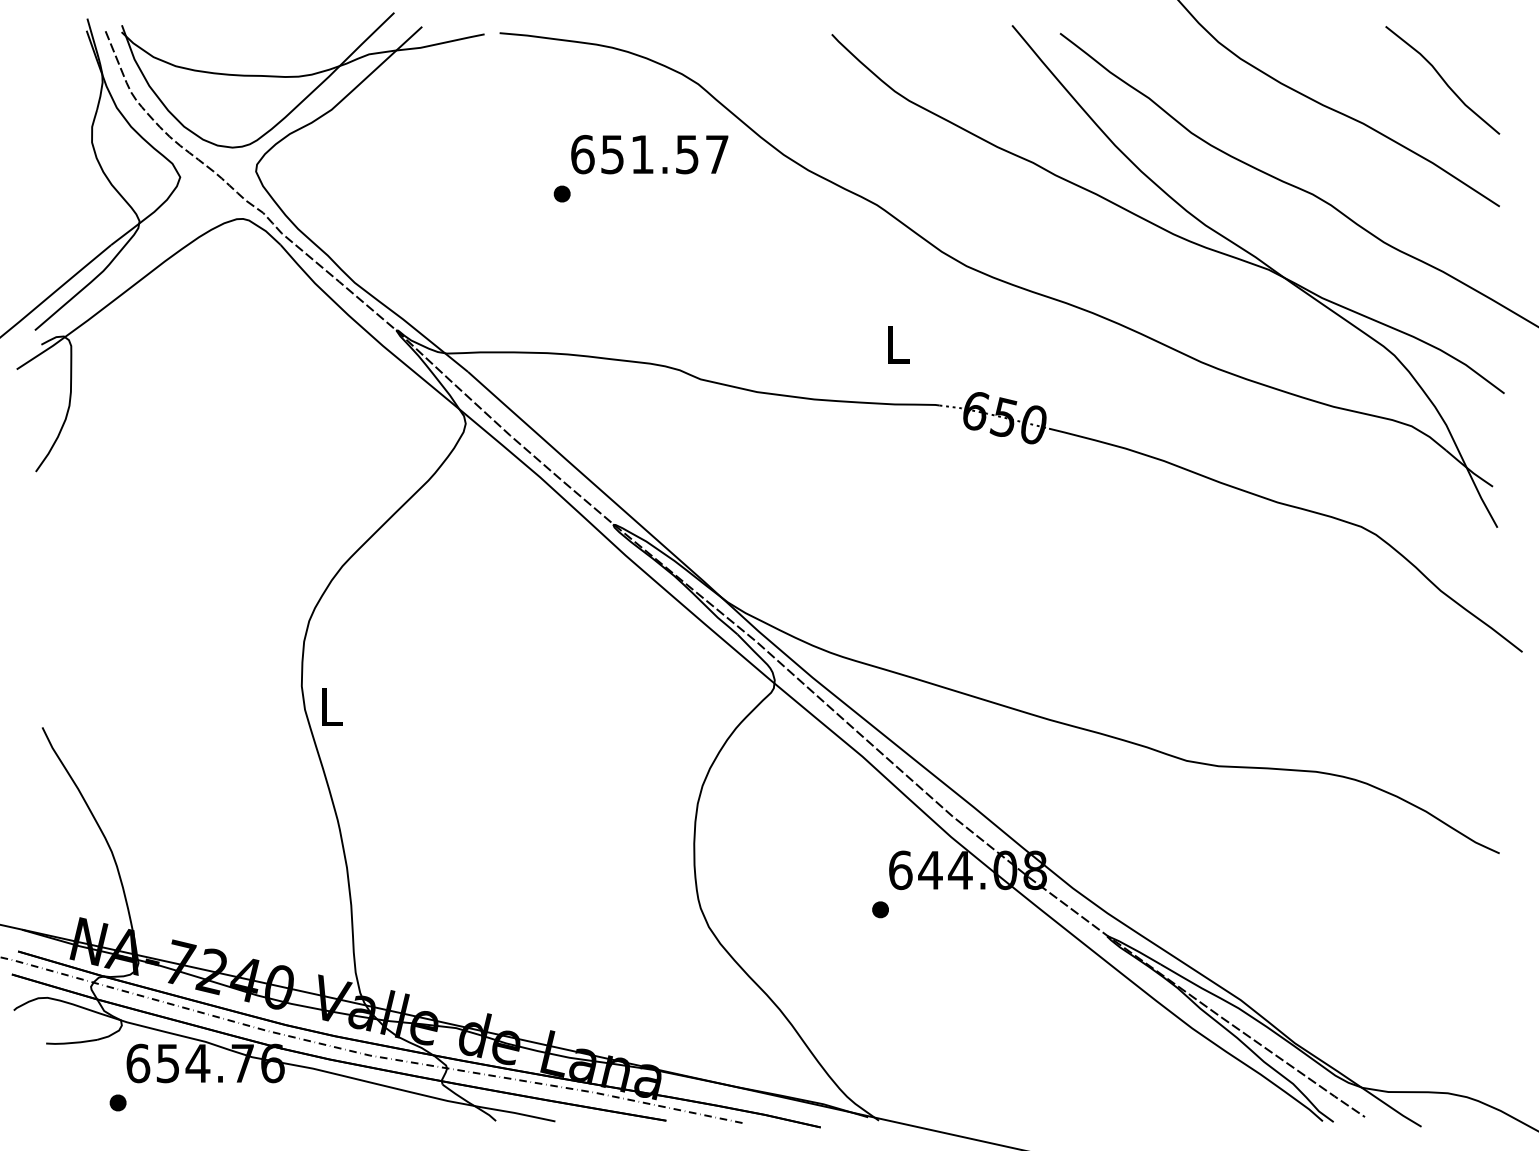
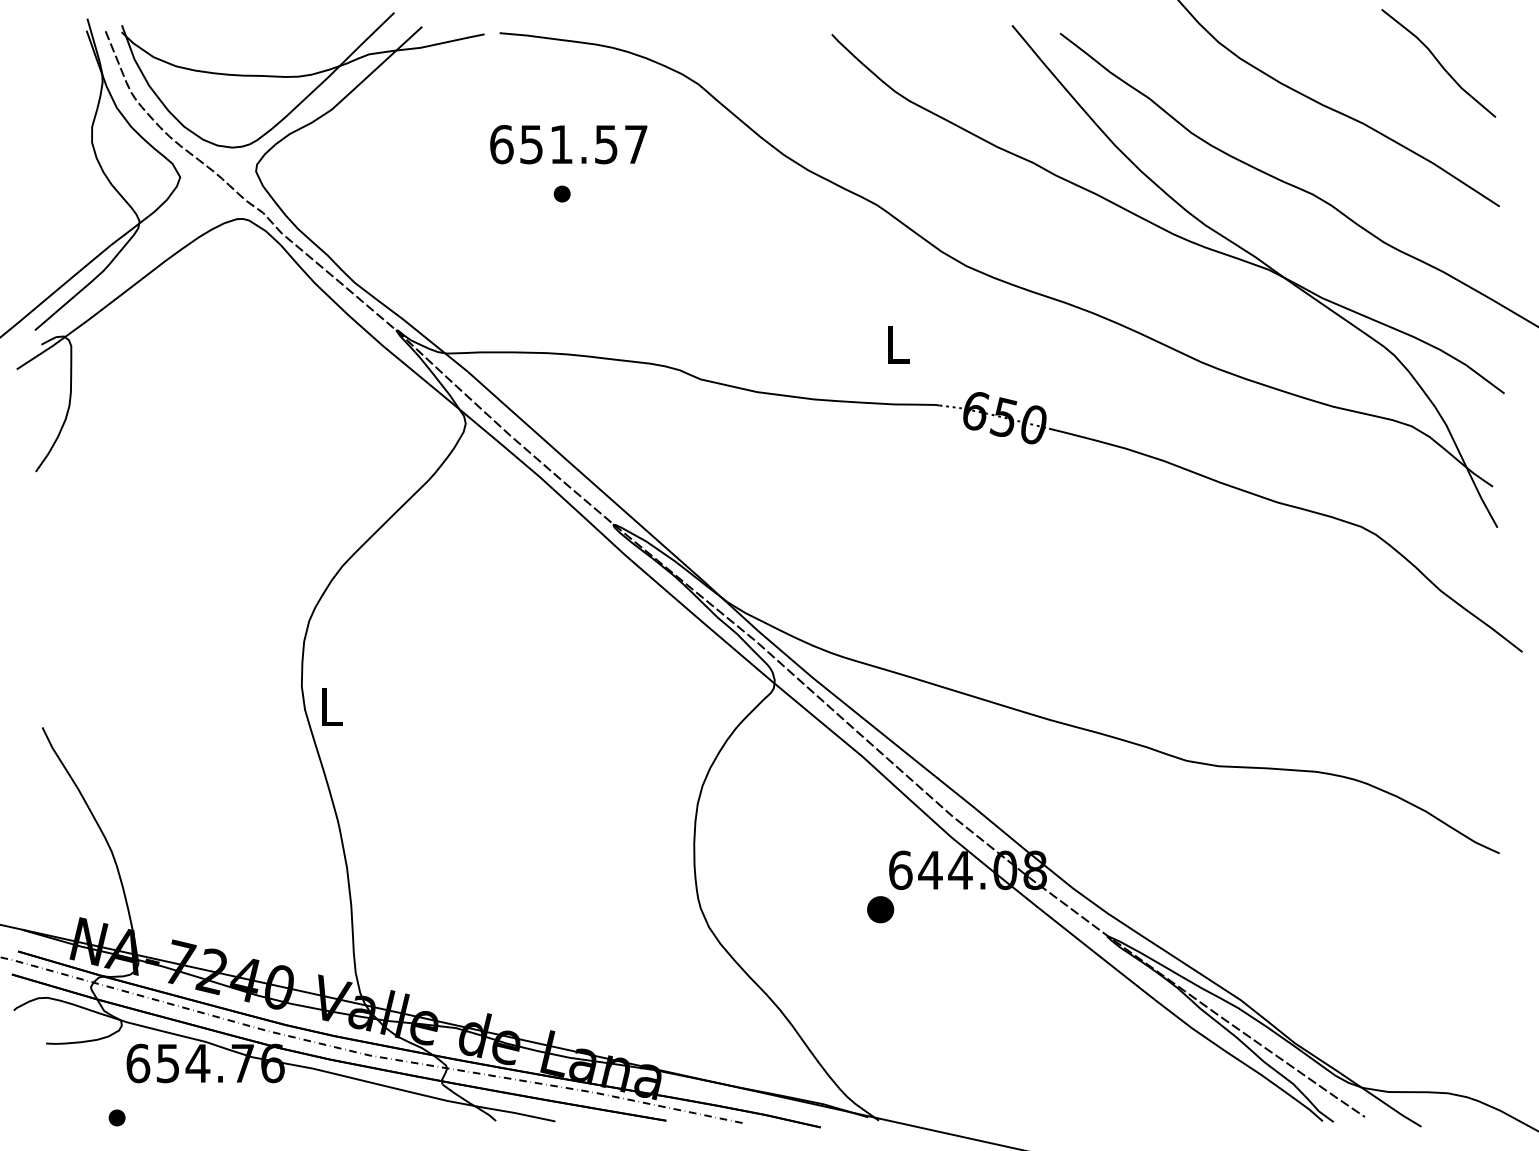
curve position: (1442, 80) -> (1438, 63) (1438, 63)
text position: (649, 154) -> (568, 144) (568, 144)
part size: 17x18 px -> 28x28 px (880, 909)
part position: (117, 1102) -> (116, 1117) (116, 1117)
